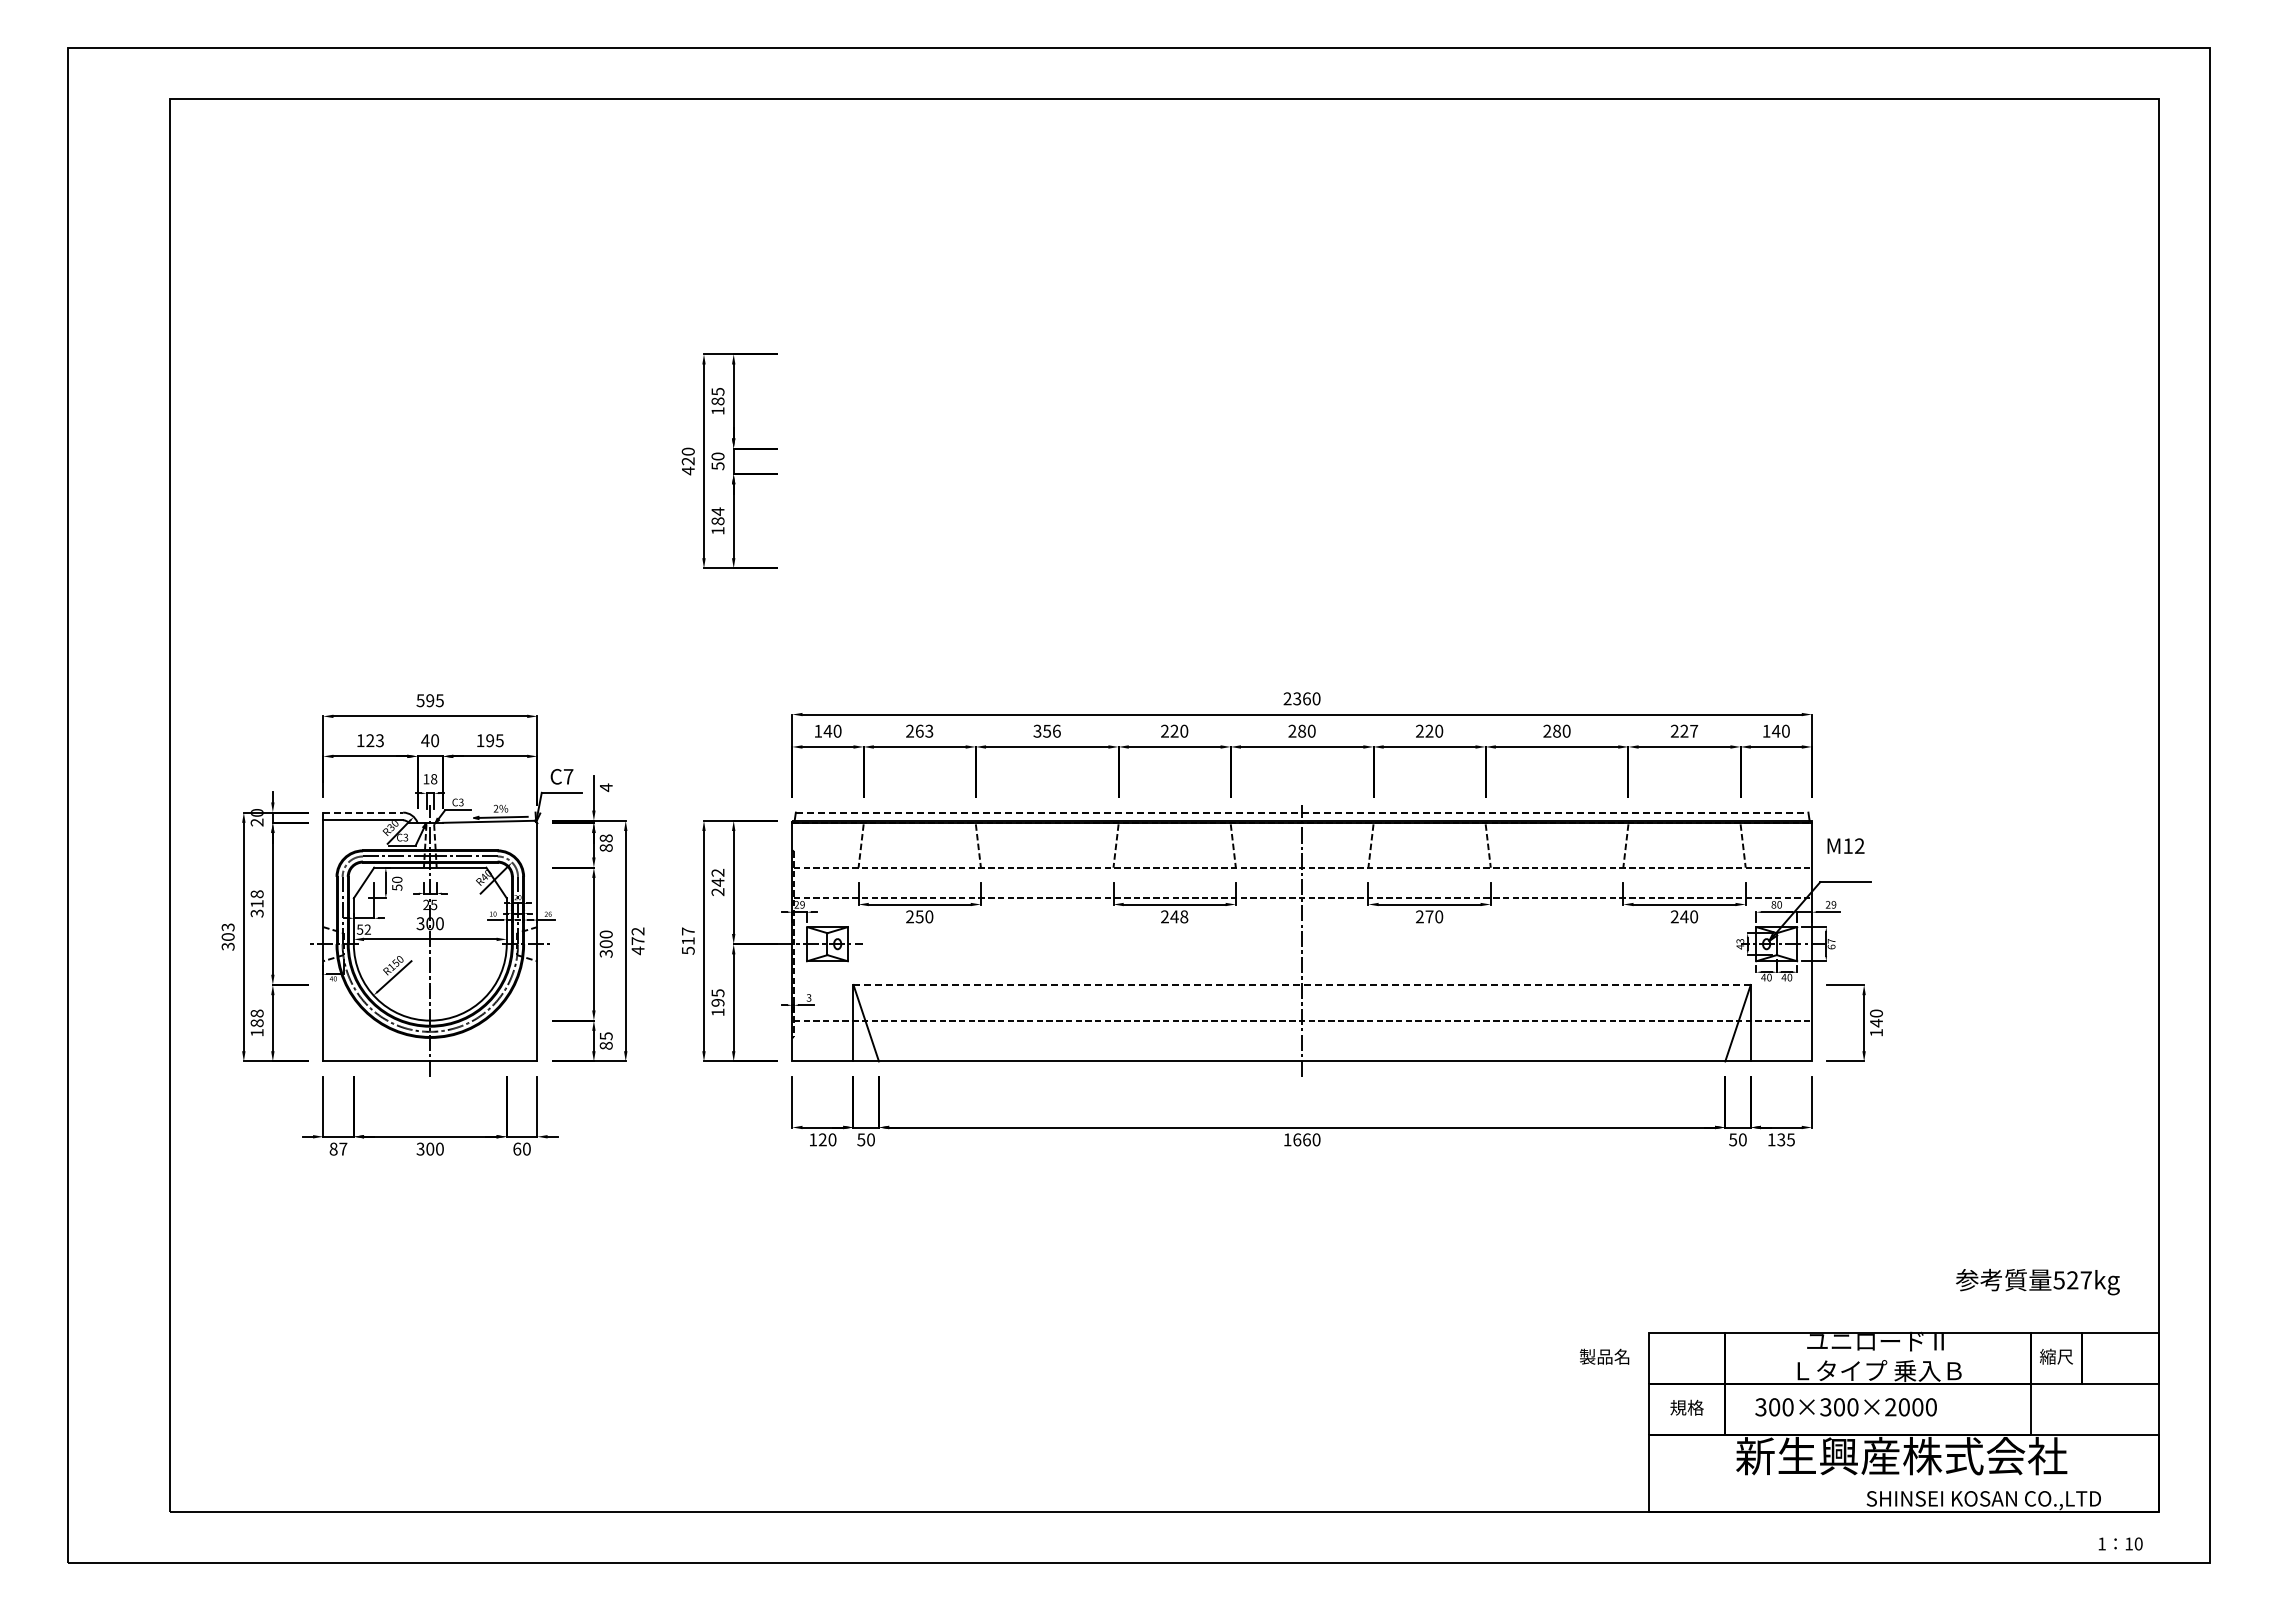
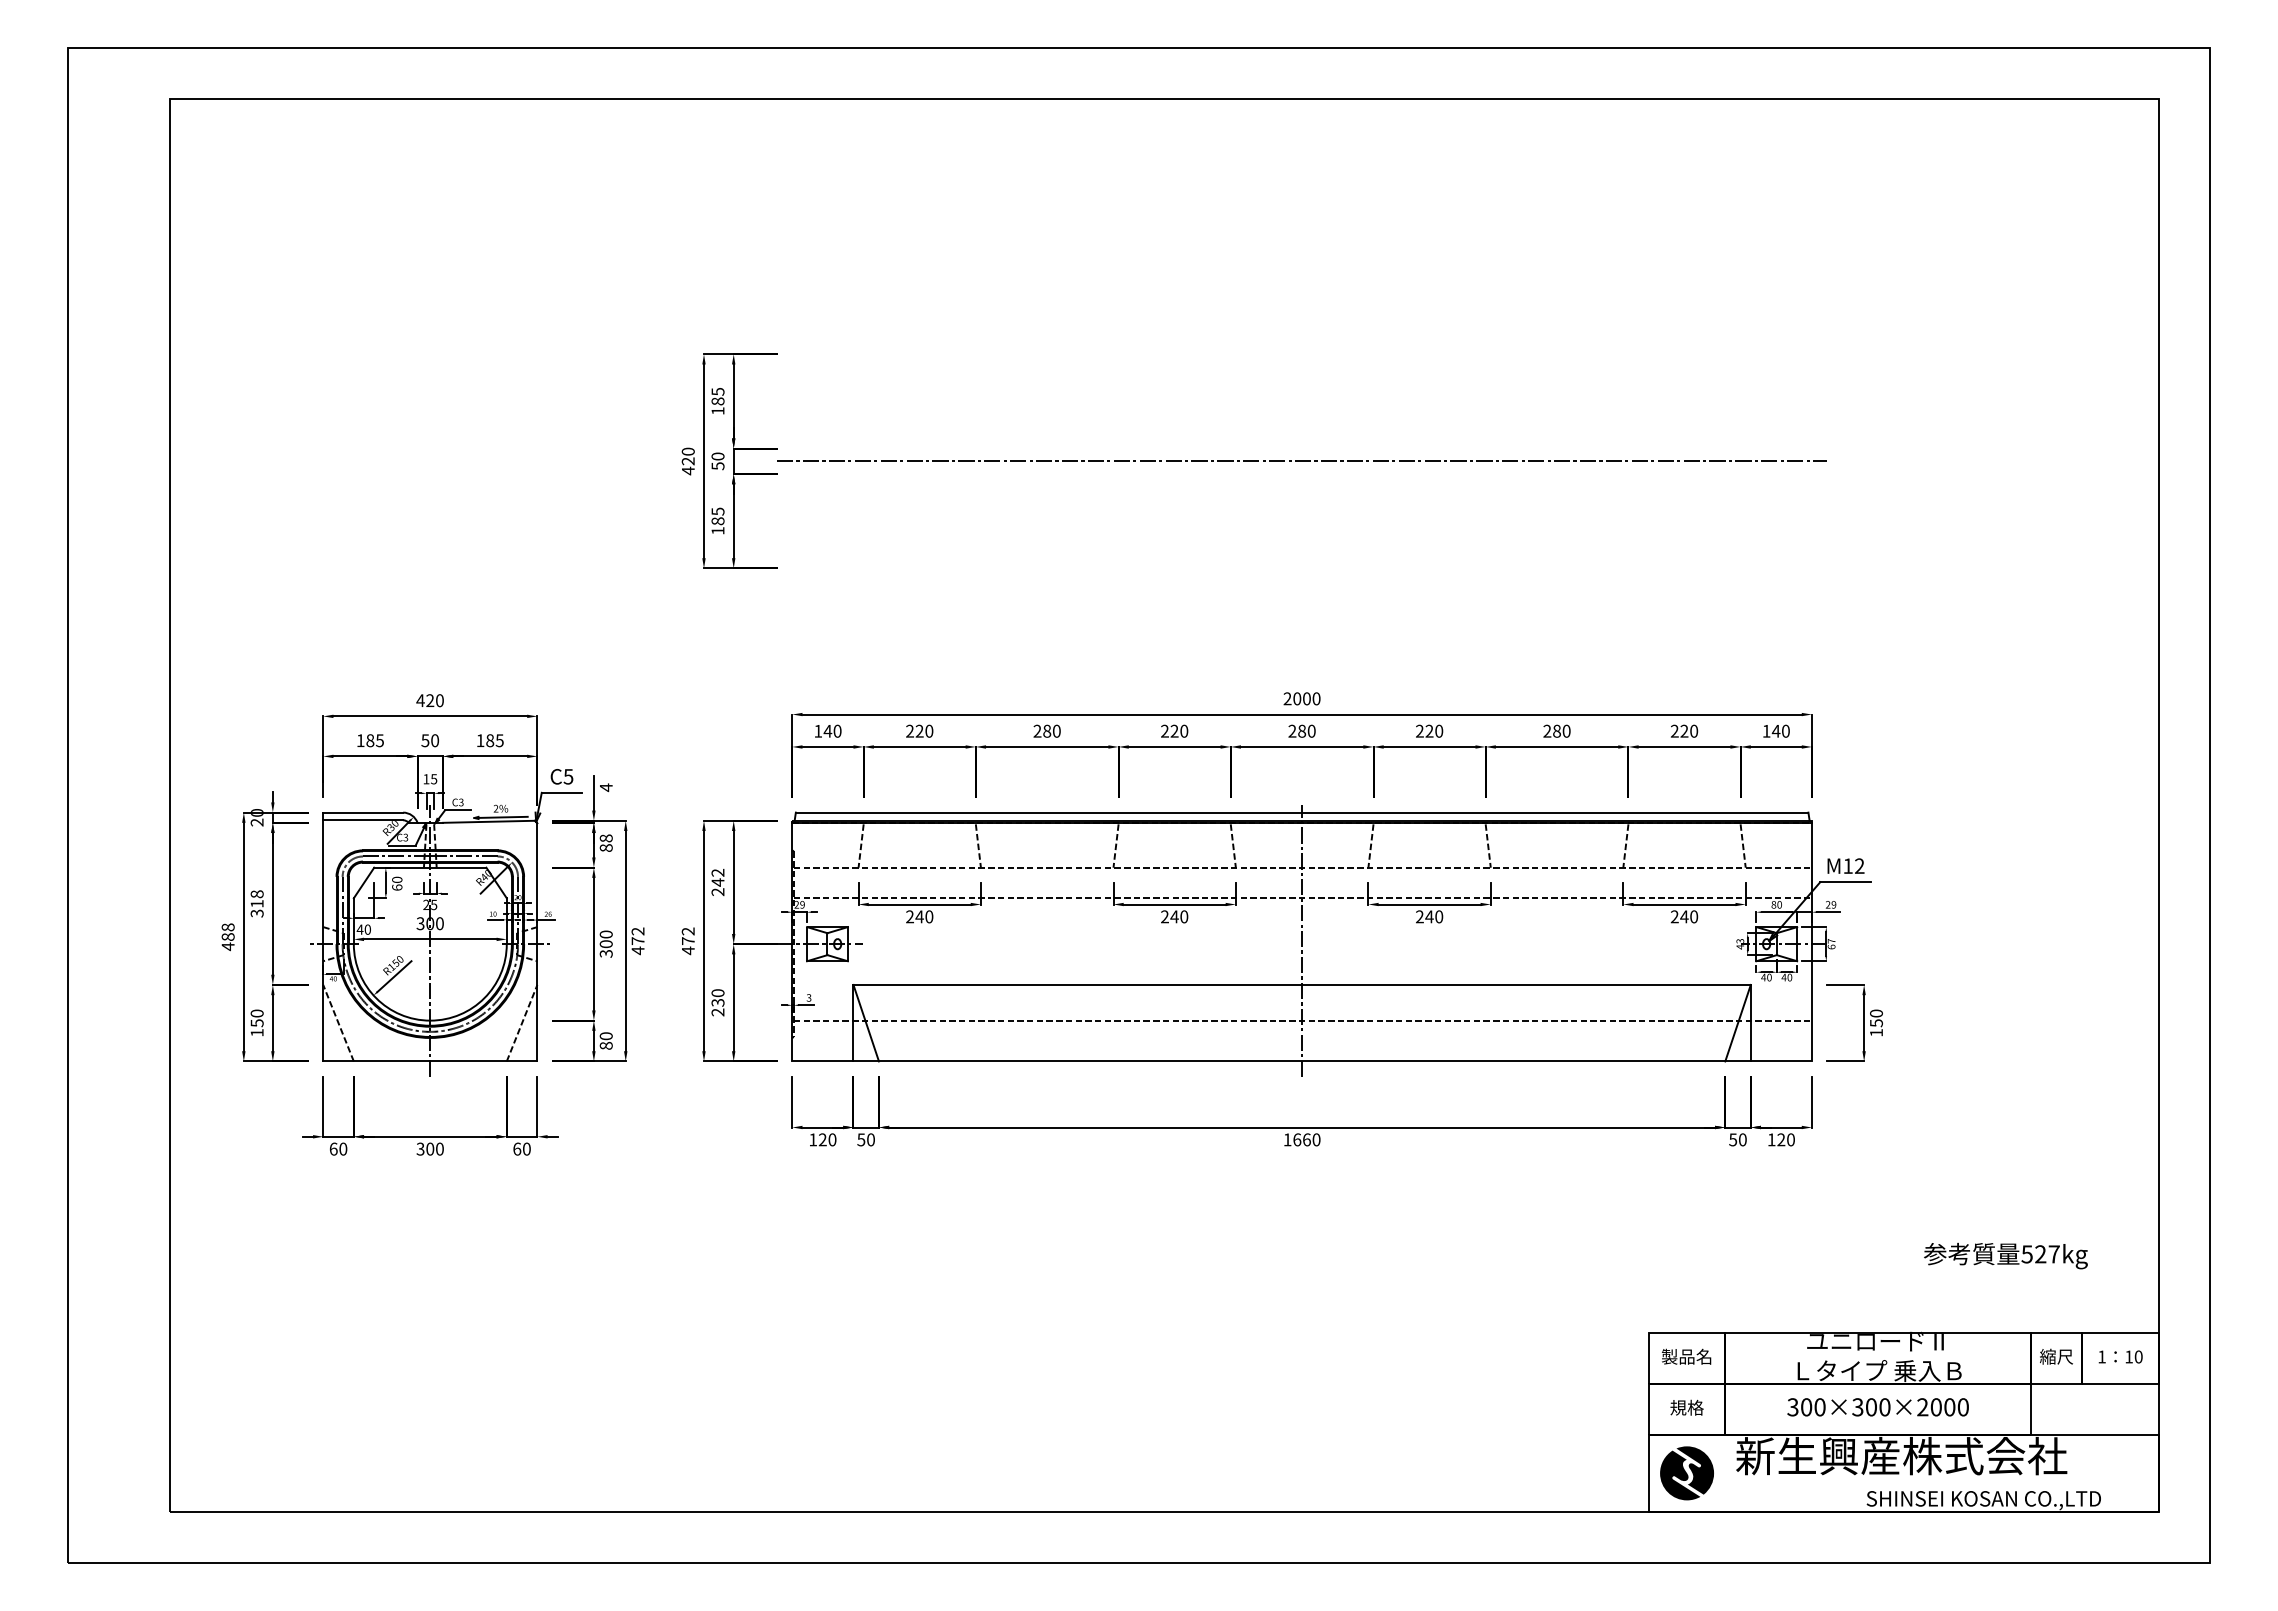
line: none -> present (1302, 461)
text: 184 -> 185 (717, 511)
text: 2360 -> 2000 (1301, 698)
text: 595 -> 420 (429, 700)
text: 263 -> 220 (924, 730)
text: 356 -> 280 (1046, 730)
text: 227 -> 220 (1694, 730)
text: 123 -> 185 (374, 740)
text: 40 -> 50 (425, 740)
text: 195 -> 185 (490, 740)
text: C7 -> C5 (568, 776)
text: 18 -> 15 (434, 779)
line: dashed -> solid (363, 812)
line: dashed -> solid (1302, 812)
text position: (1845, 845) -> (1845, 865) (1845, 865)
text: 50 -> 60 (397, 887)
text: 250 -> 240 (919, 916)
text: 248 -> 240 (1184, 916)
text: 270 -> 240 (1429, 916)
text: 52 -> 40 (363, 929)
text: 303 -> 488 (227, 937)
text: 517 -> 472 (687, 941)
line: dashed -> solid (1302, 984)
text: 195 -> 230 (717, 1002)
text: 188 -> 150 (256, 1018)
line: none -> present (338, 1022)
line: none -> present (521, 1022)
text: 140 -> 150 (1876, 1023)
text: 85 -> 80 (605, 1036)
text: 135 -> 120 (1785, 1139)
text: 87 -> 60 (338, 1148)
text position: (2037, 1281) -> (2005, 1255) (2005, 1255)
text position: (1604, 1356) -> (1686, 1356) (1686, 1356)
text position: (1845, 1407) -> (1877, 1407) (1877, 1407)
part: none -> present (1686, 1473)
text position: (2120, 1543) -> (2120, 1356) (2120, 1356)
